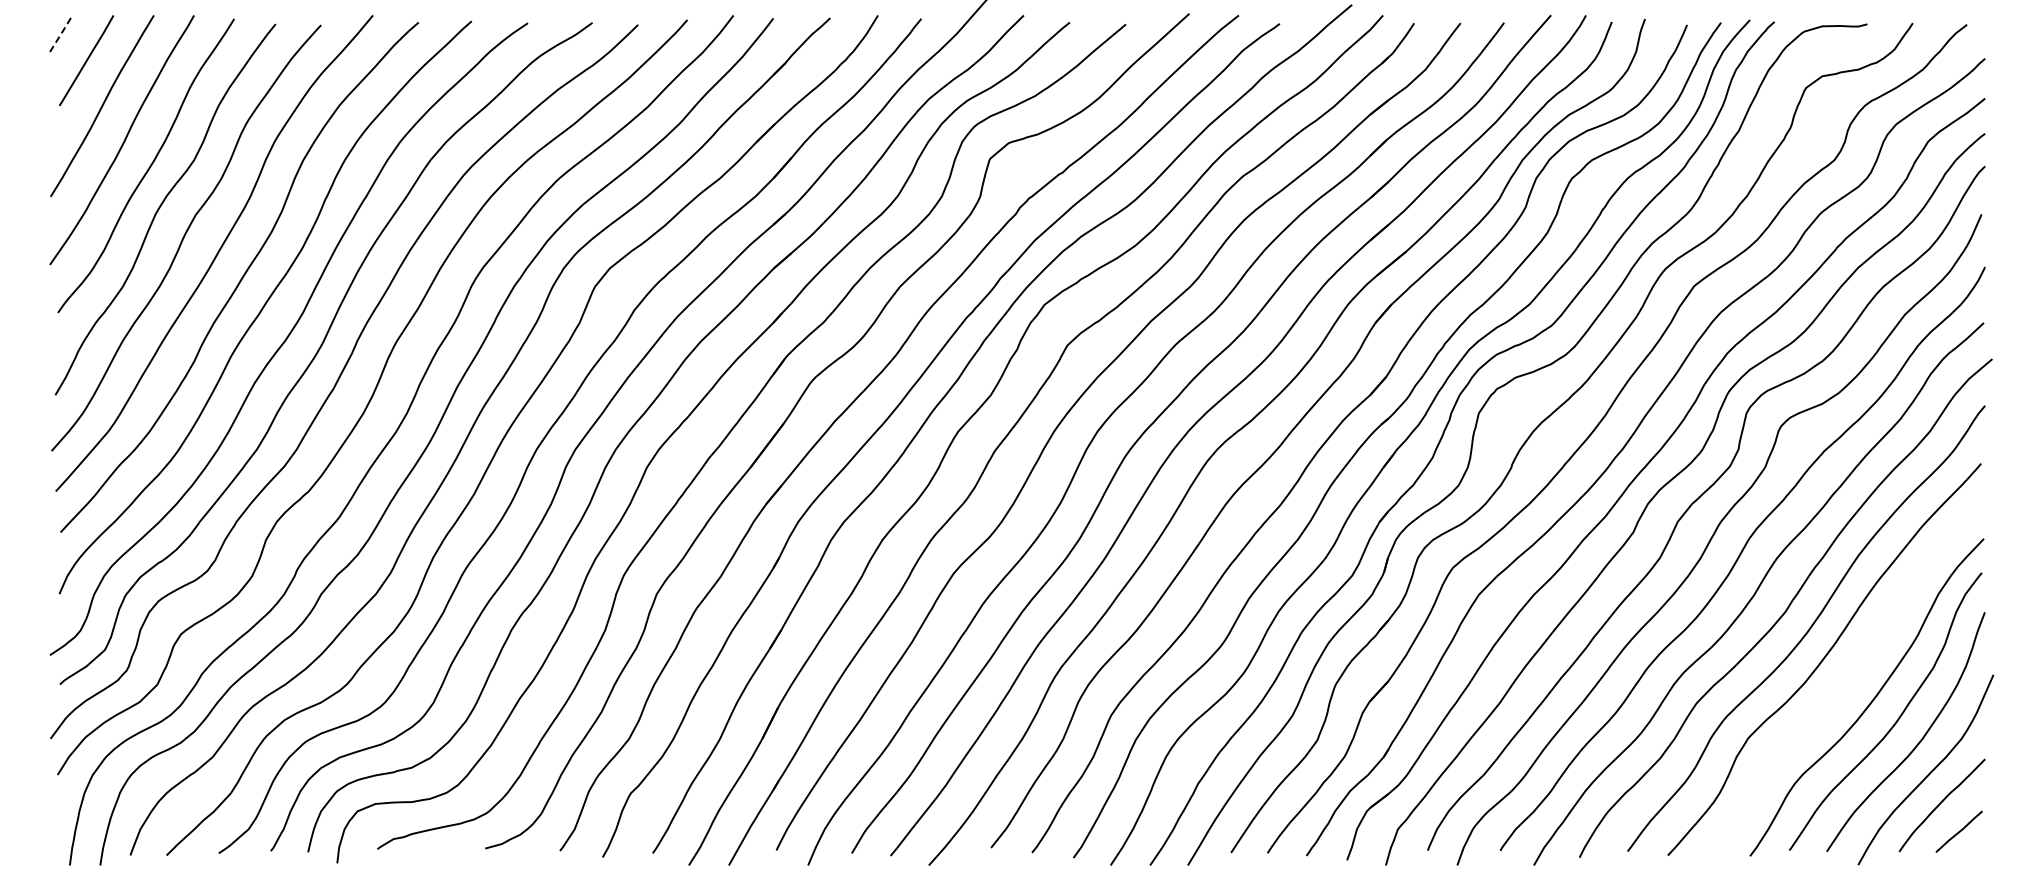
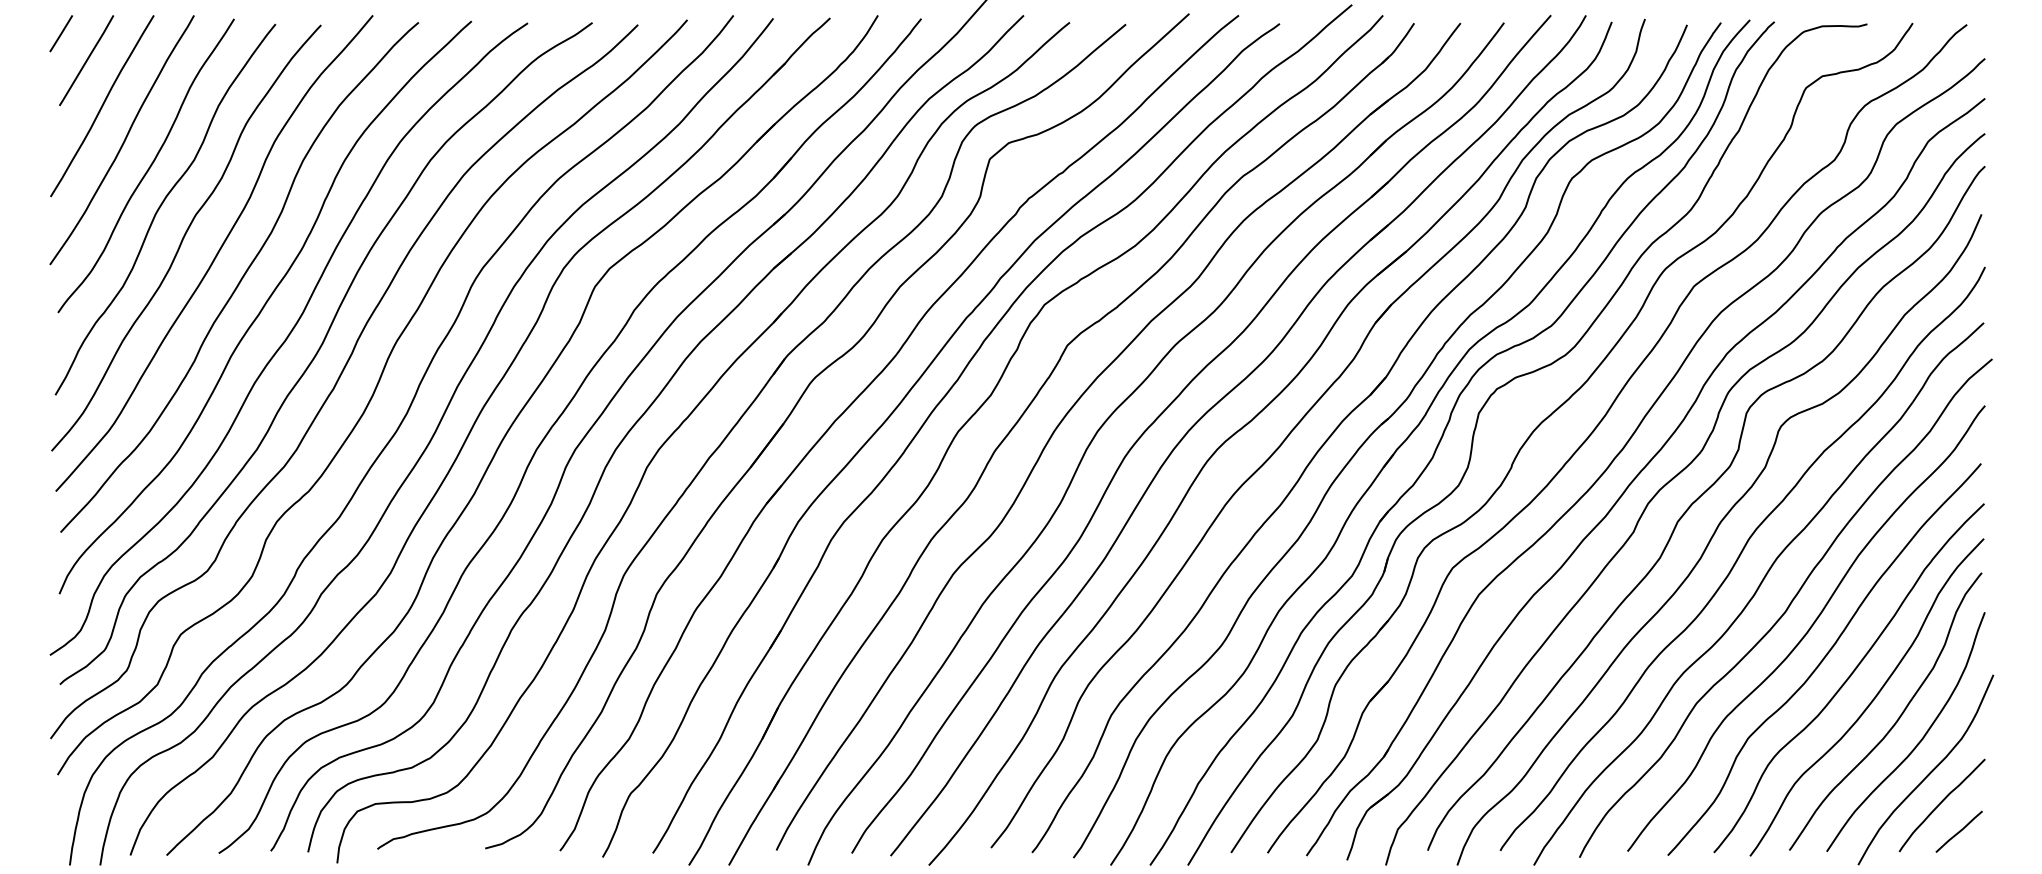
line: dashed -> solid (61, 33)
curve: none -> present (1848, 678)
